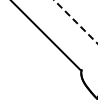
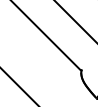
line: dashed -> solid (75, 21)
line: none -> present (19, 86)
